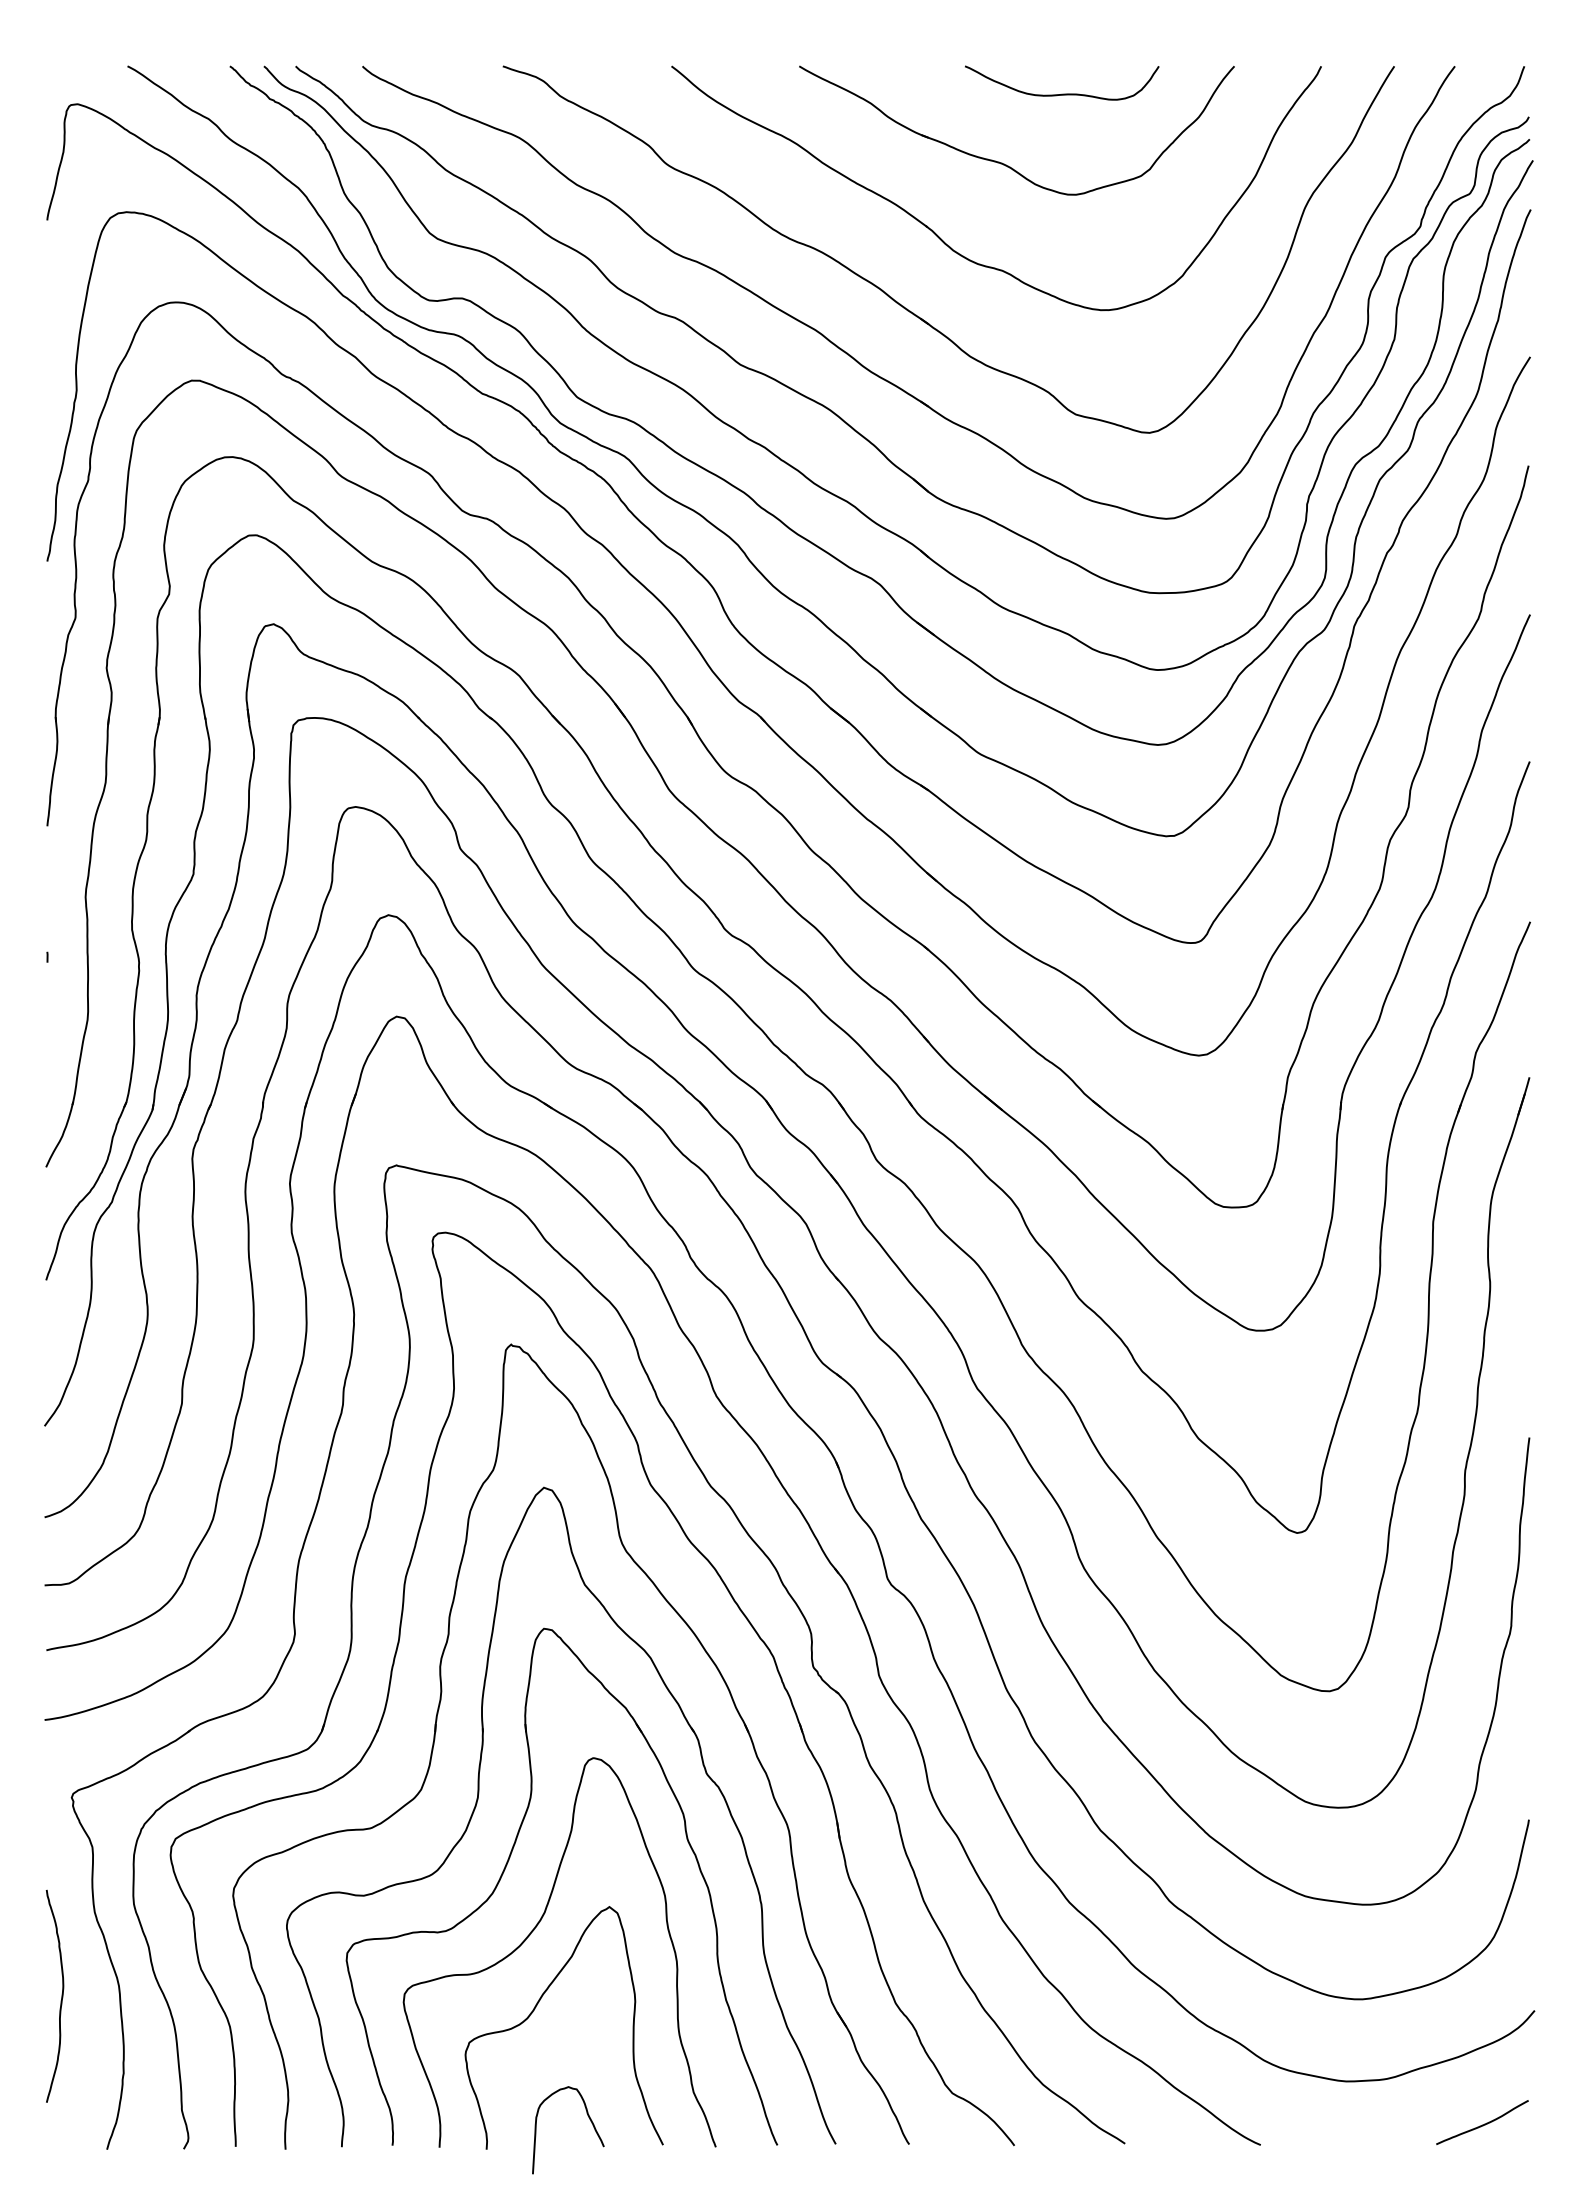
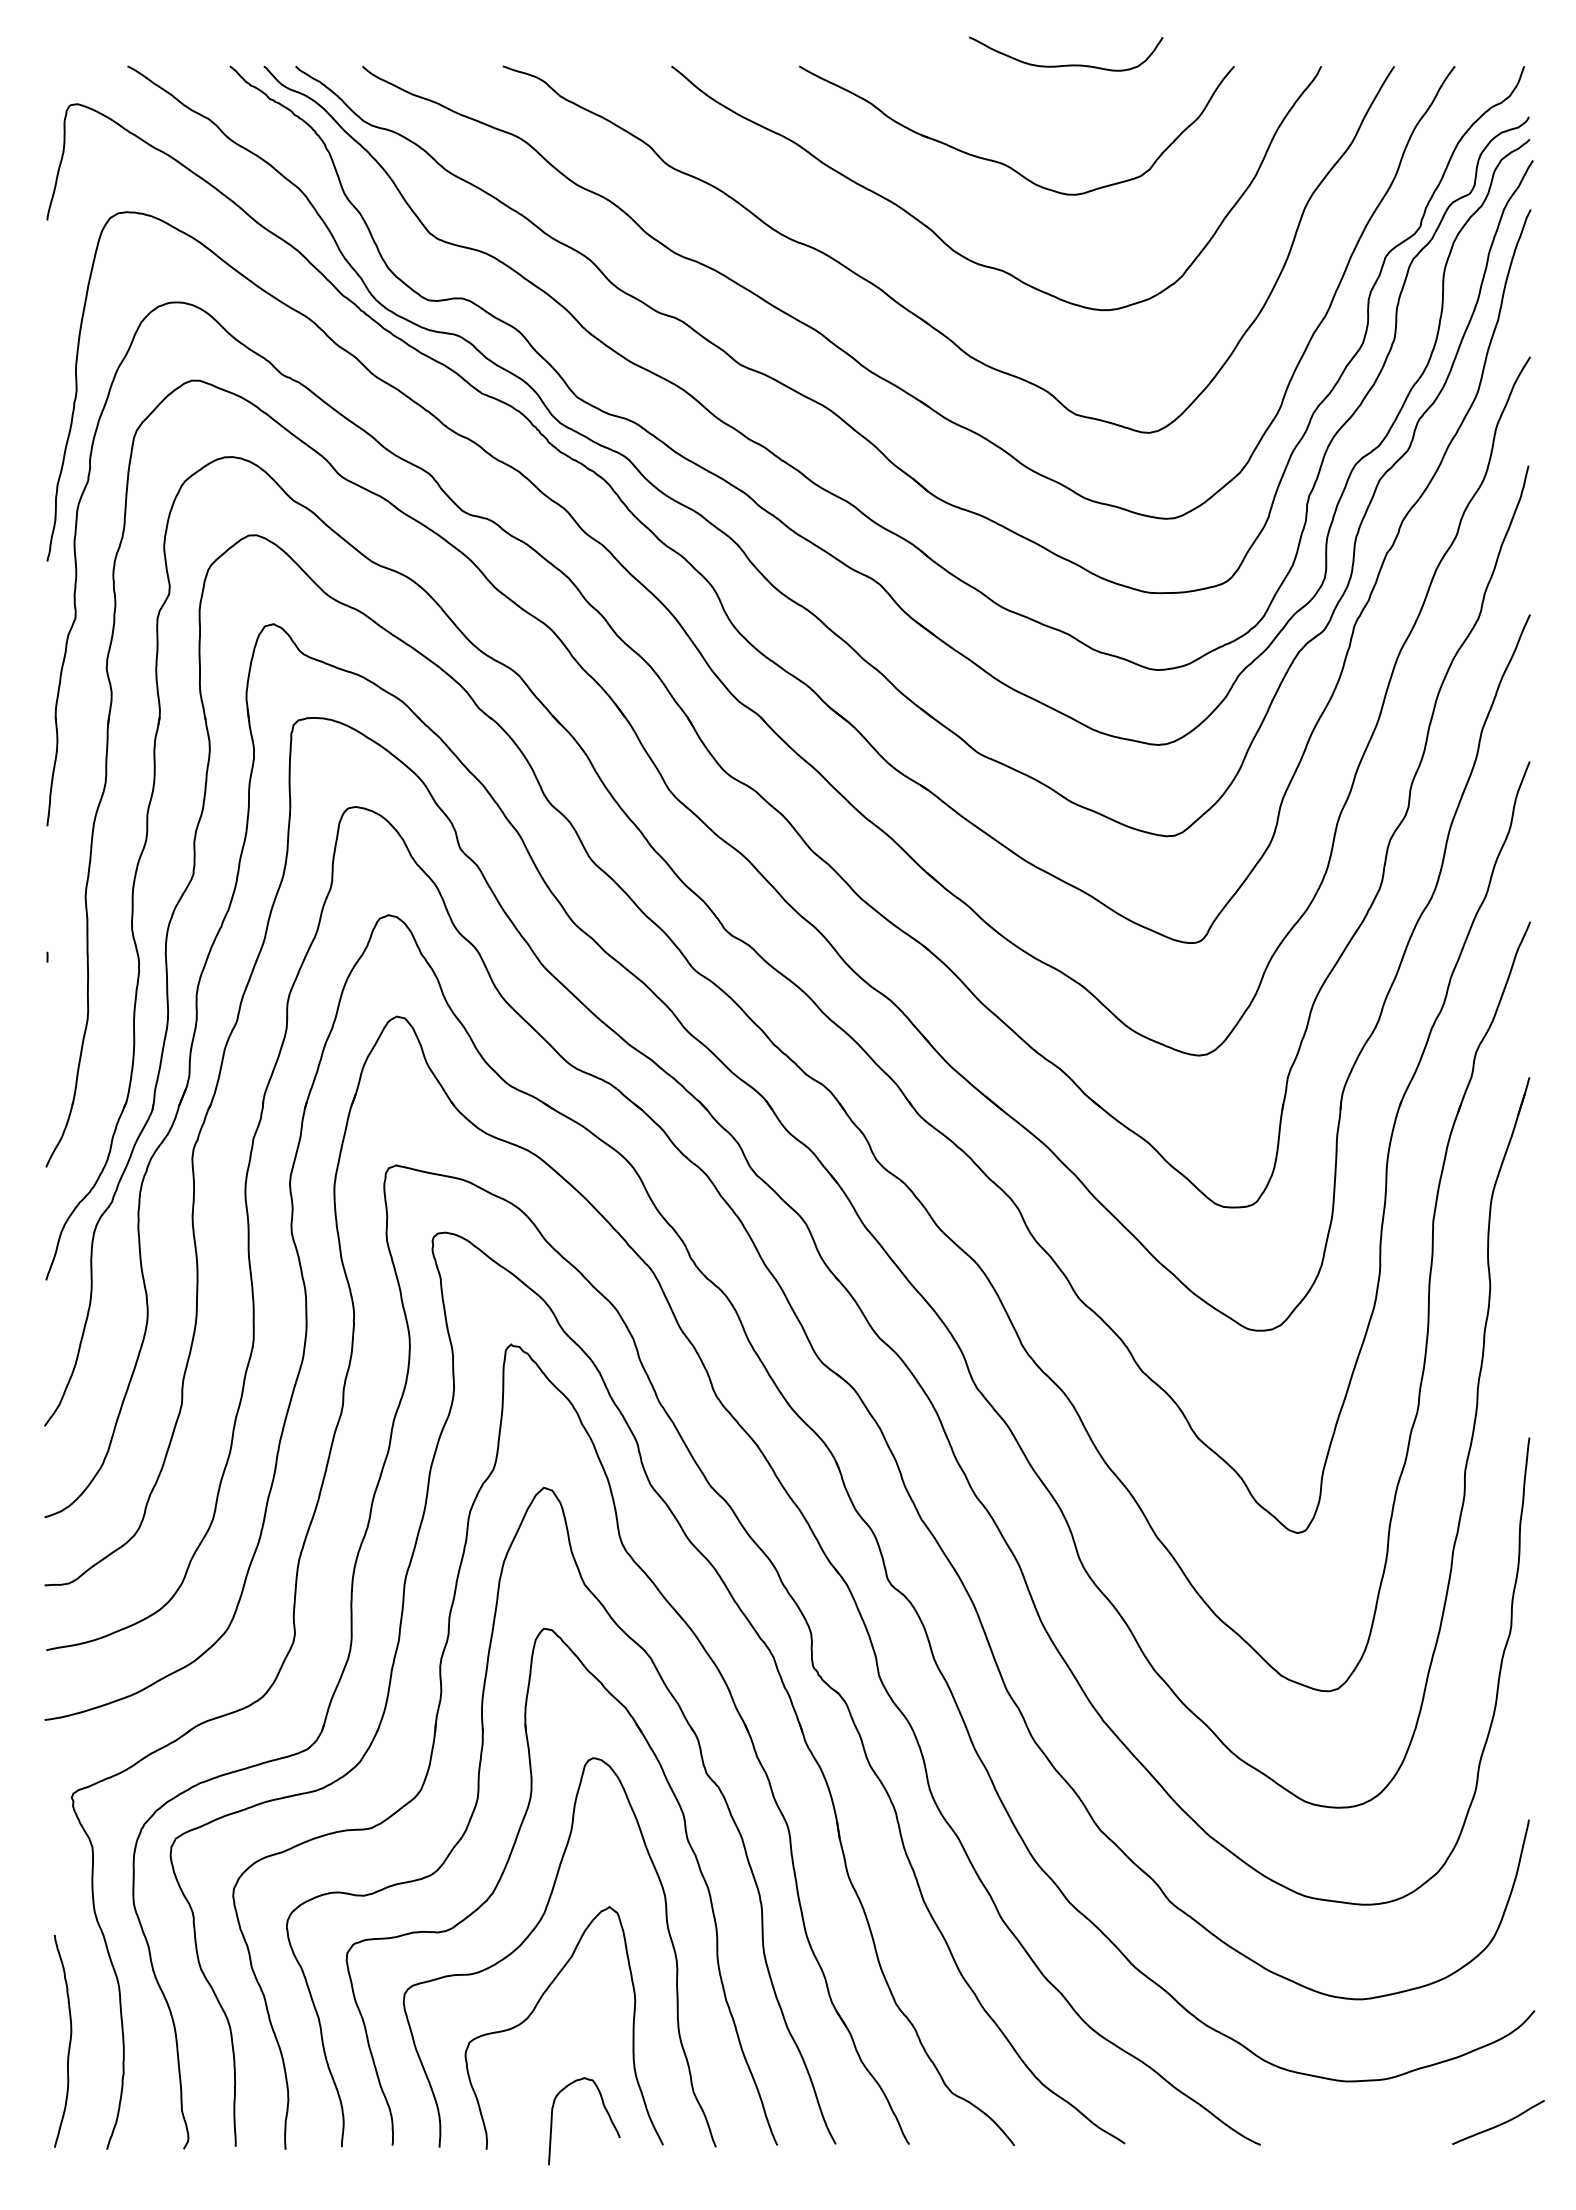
curve position: (1062, 93) -> (1066, 64) (1066, 64)
curve position: (61, 1995) -> (69, 2040) (69, 2040)
curve position: (589, 2119) -> (605, 2110) (605, 2110)
curve position: (1482, 2124) -> (1498, 2124) (1498, 2124)
